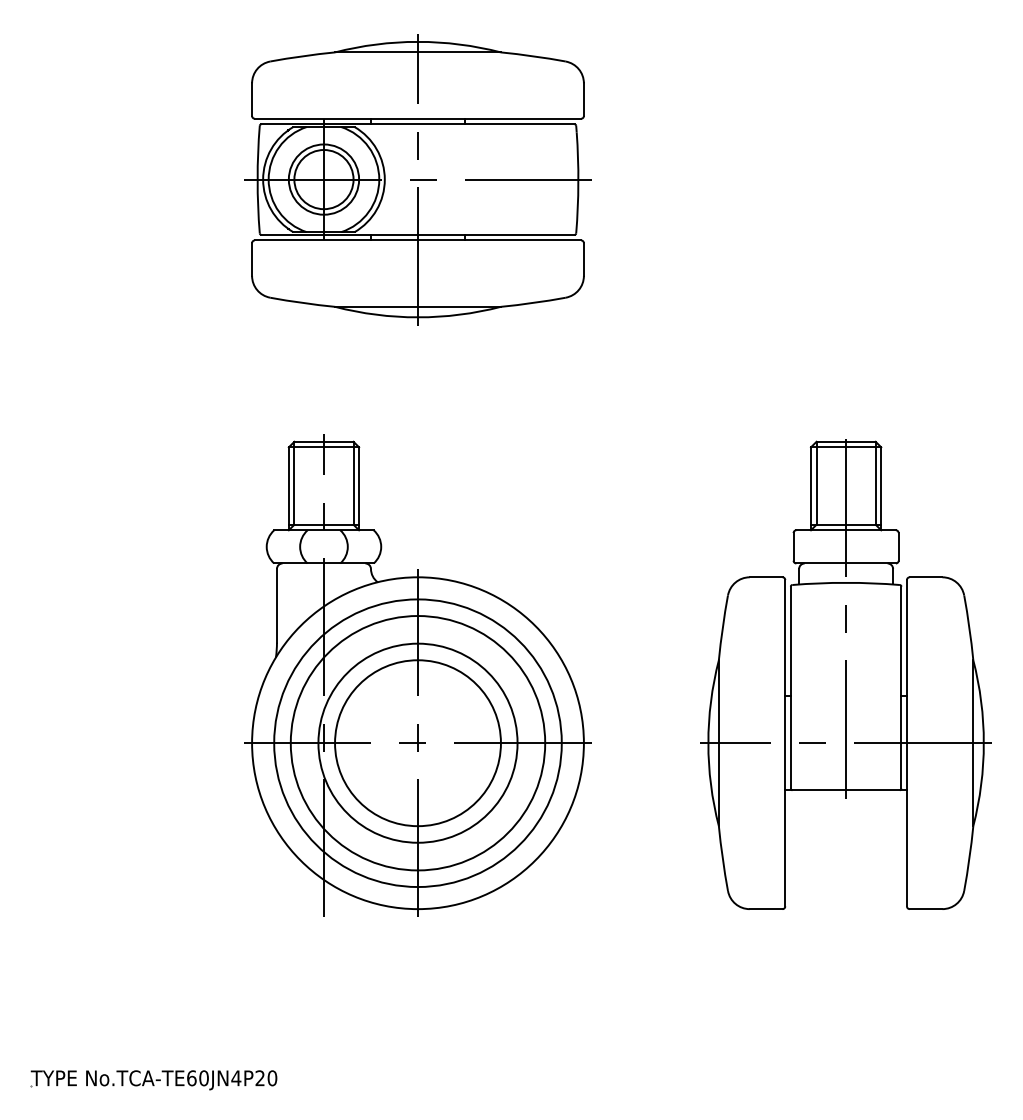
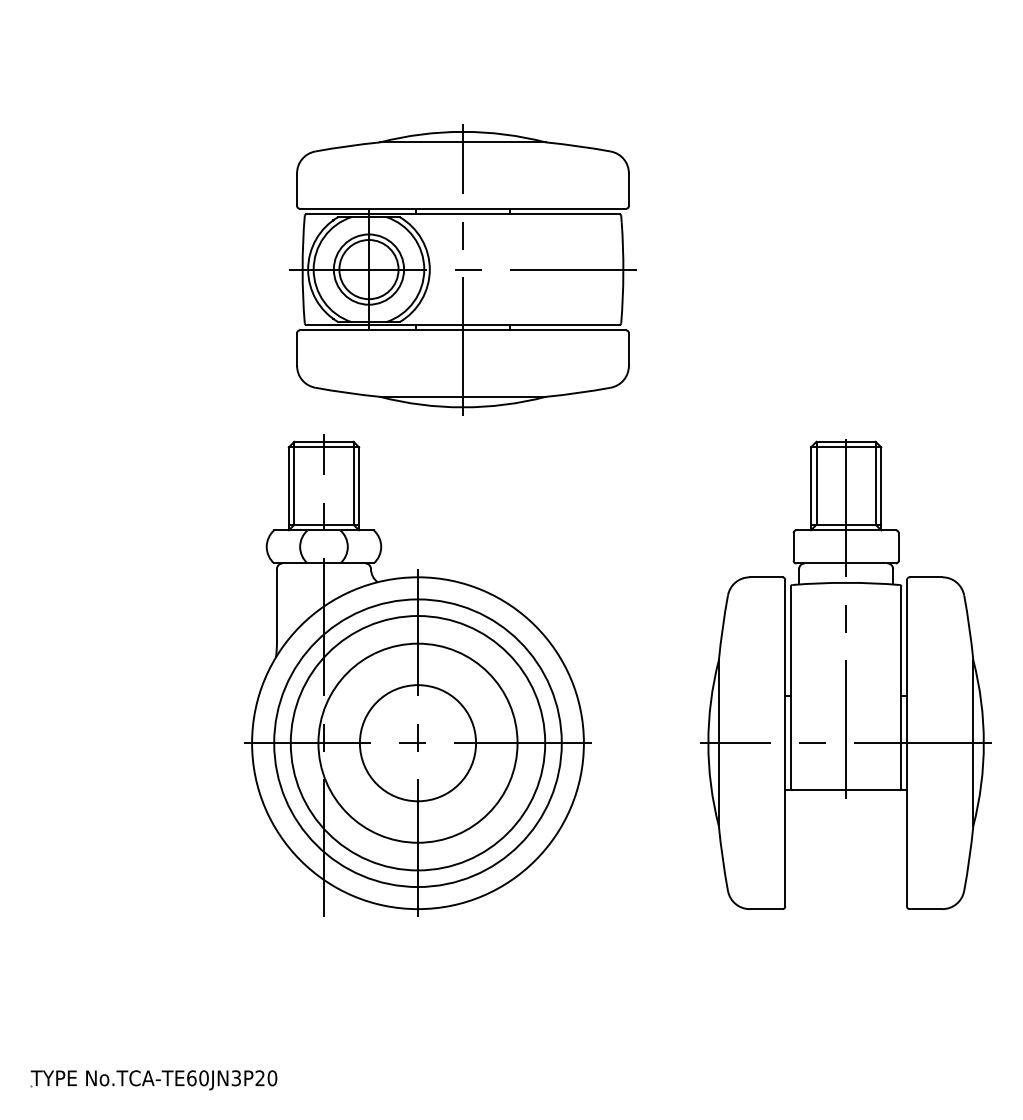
part position: (417, 179) -> (462, 269) (462, 269)
circle diameter: 166 px -> 116 px (417, 743)
text: No.TCA-TE60JN4P20 -> No.TCA-TE60JN3P20 (236, 1078)
